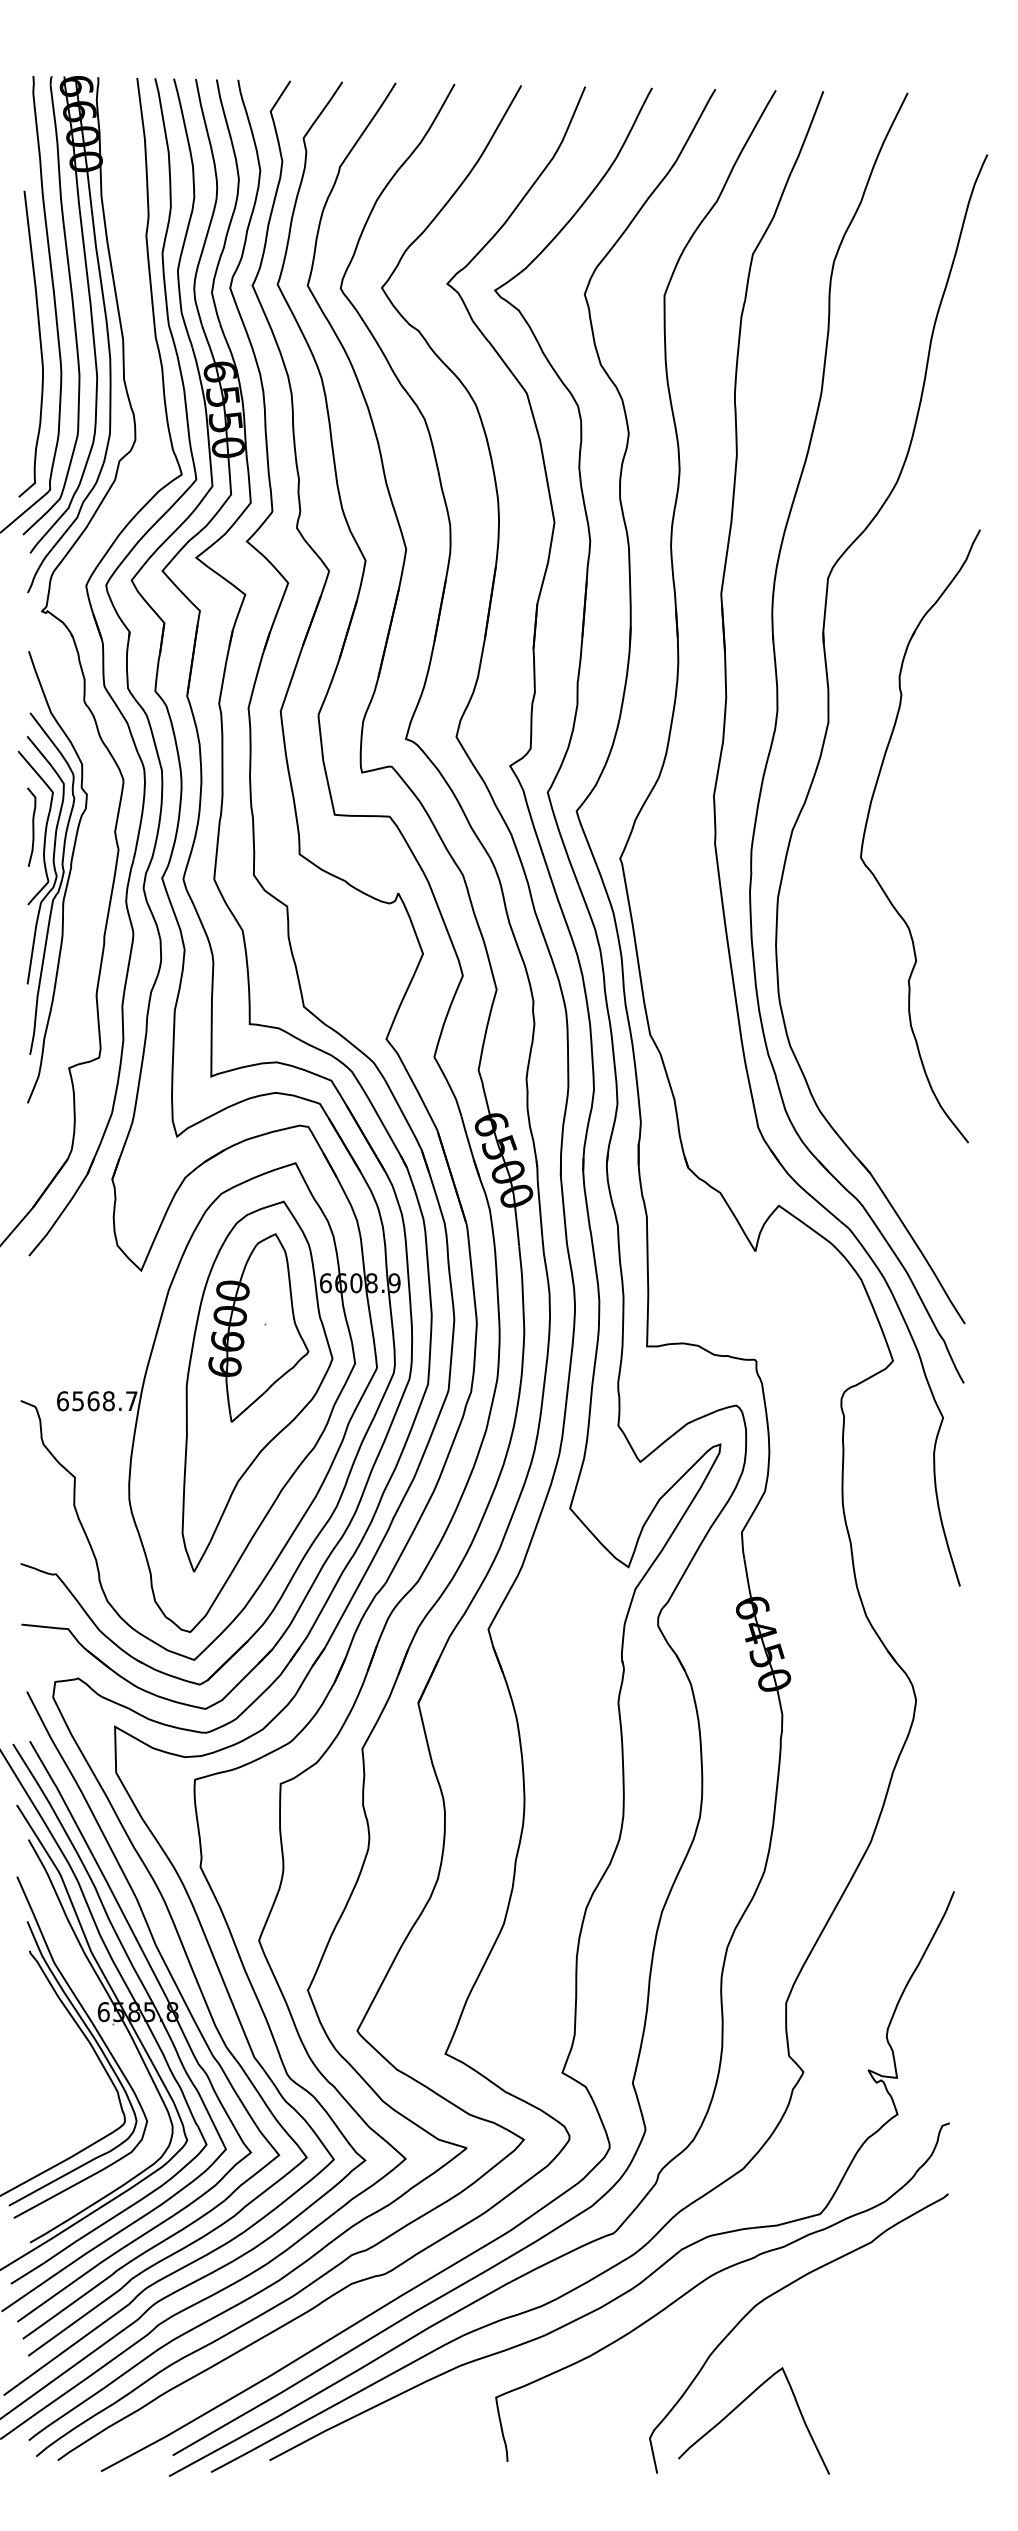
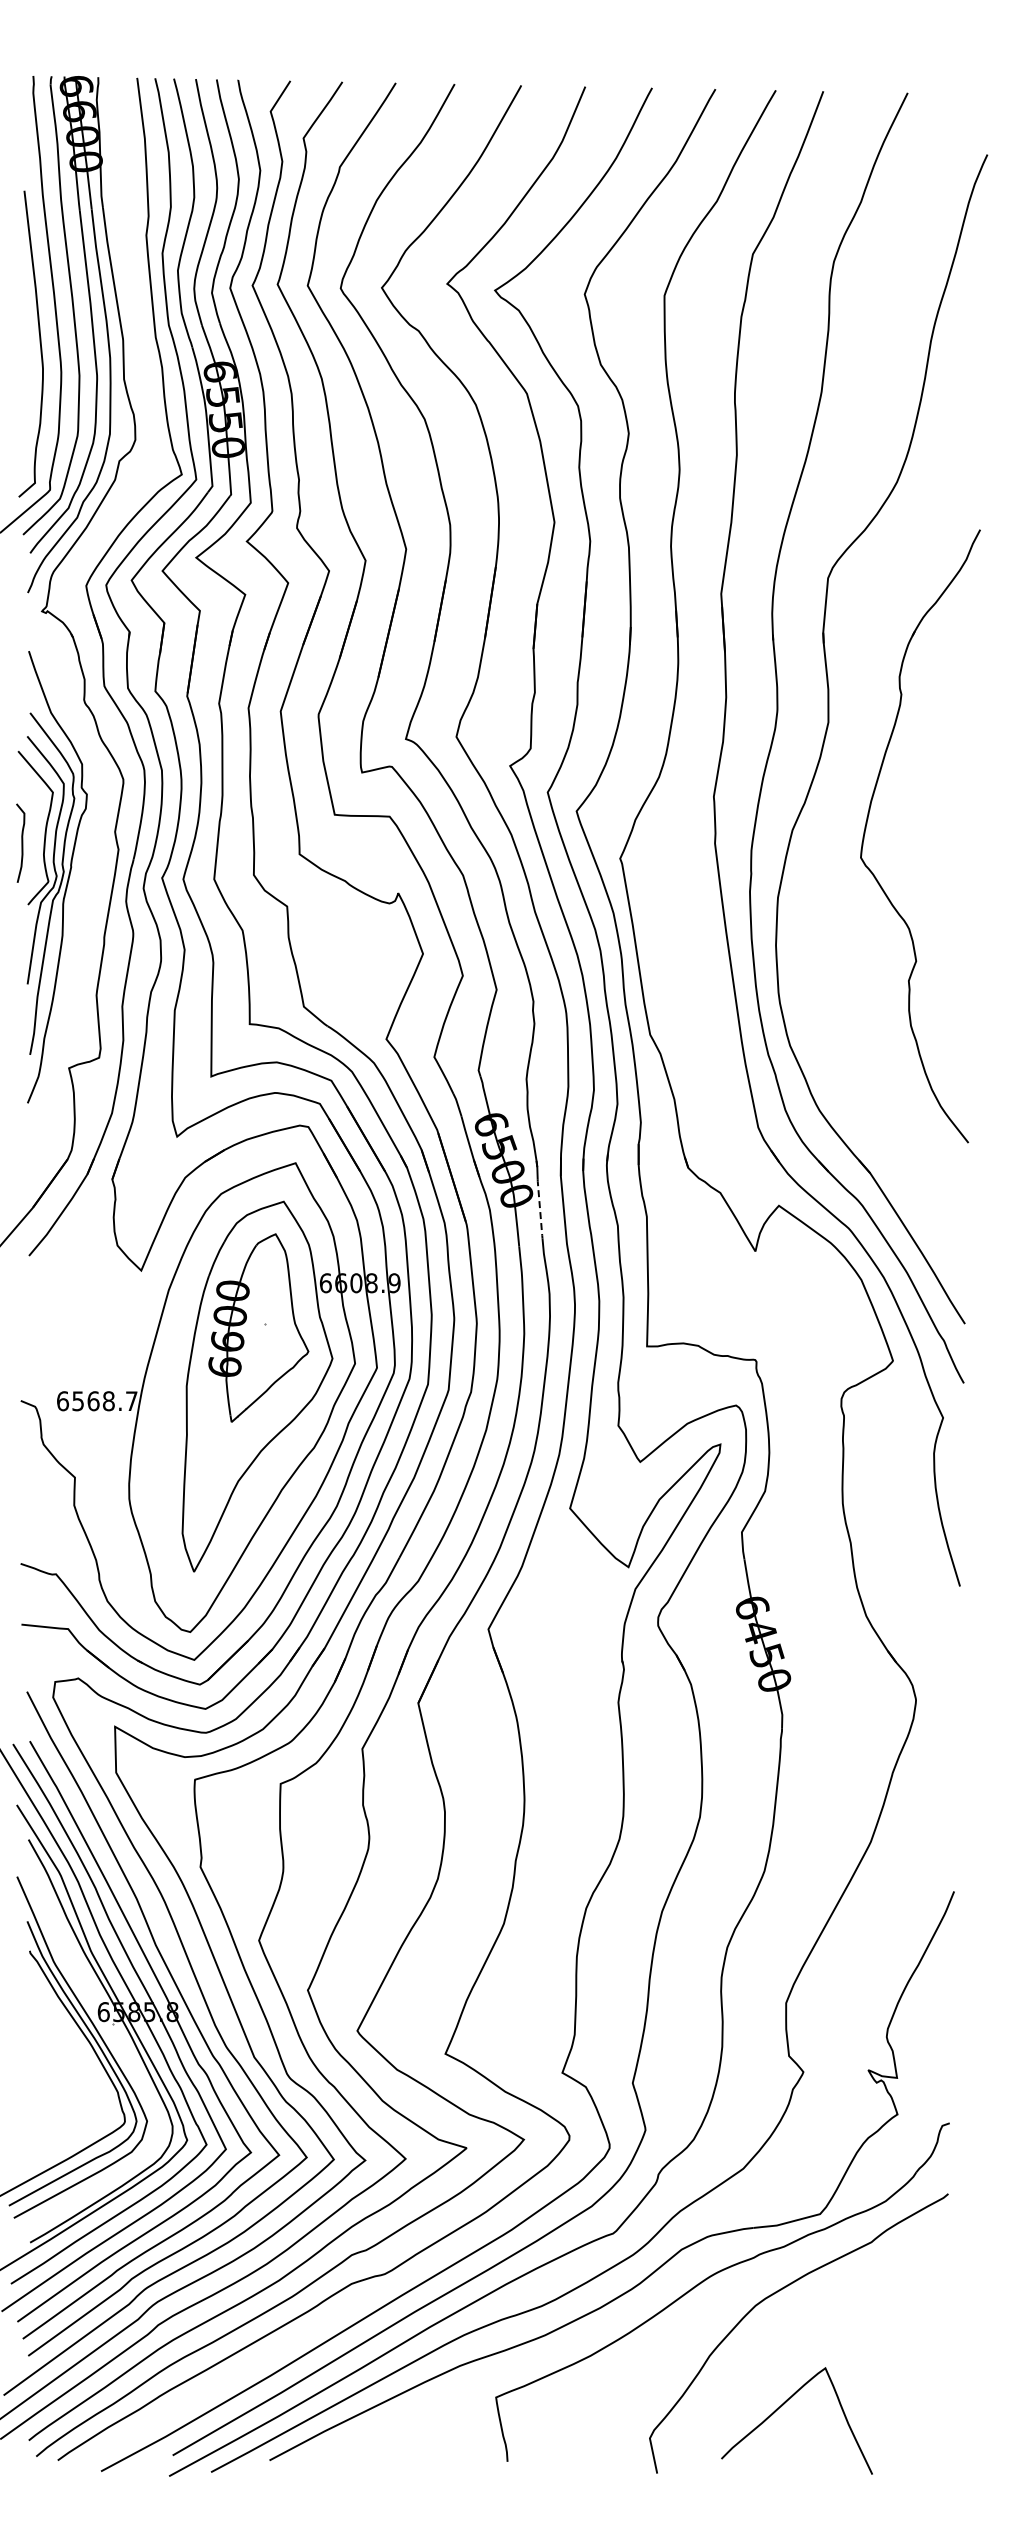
curve position: (32, 826) -> (21, 842) (21, 842)
line: solid -> dashed (540, 1209)
curve position: (739, 2406) -> (782, 2406) (782, 2406)
